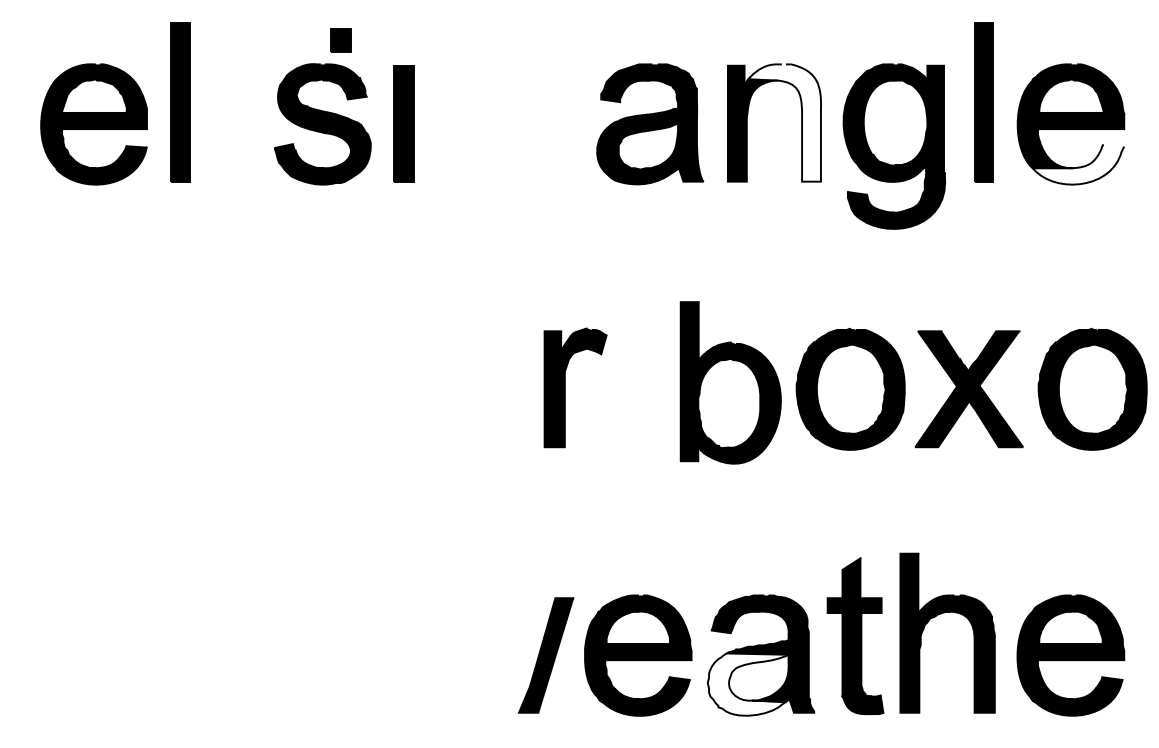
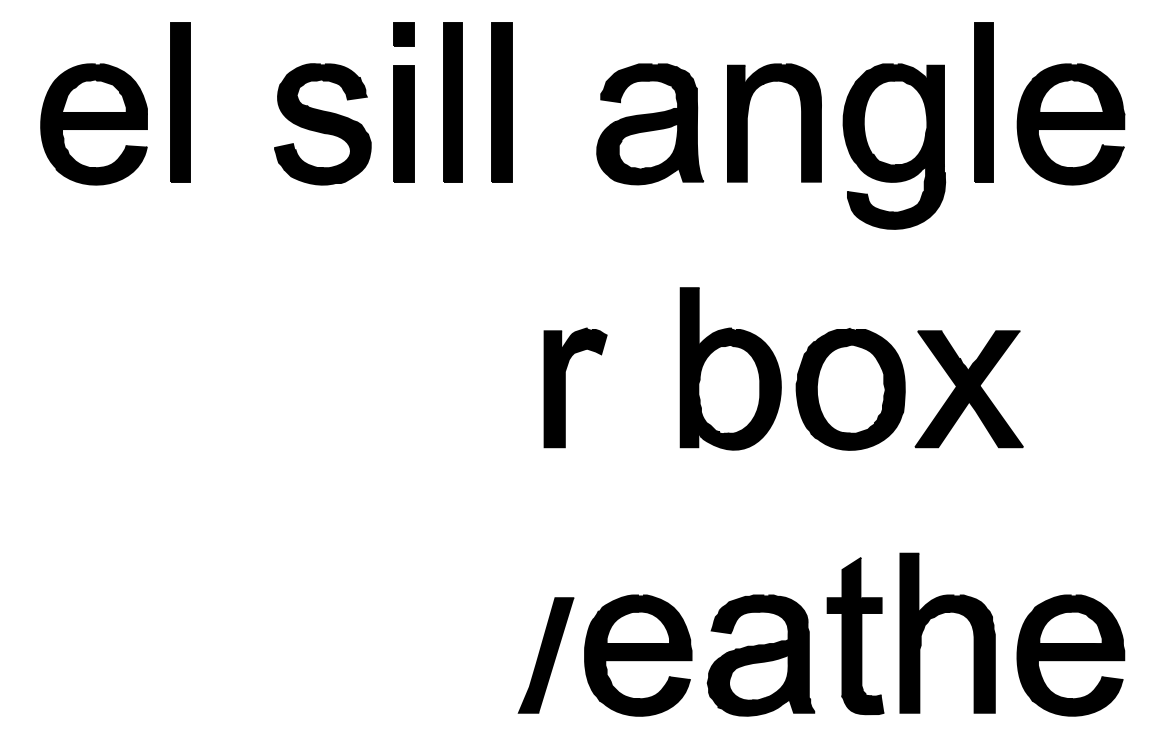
part position: (340, 40) -> (403, 34) (403, 34)
part: none -> present (452, 102)
part: none -> present (501, 102)
fill: none -> present (784, 122)
fill: none -> present (1078, 164)
part position: (730, 382) -> (730, 368) (730, 368)
part: present -> none (1092, 389)
fill: none -> present (747, 684)
